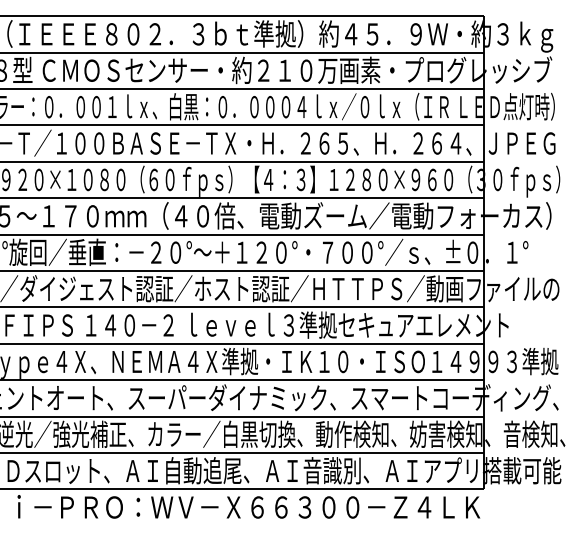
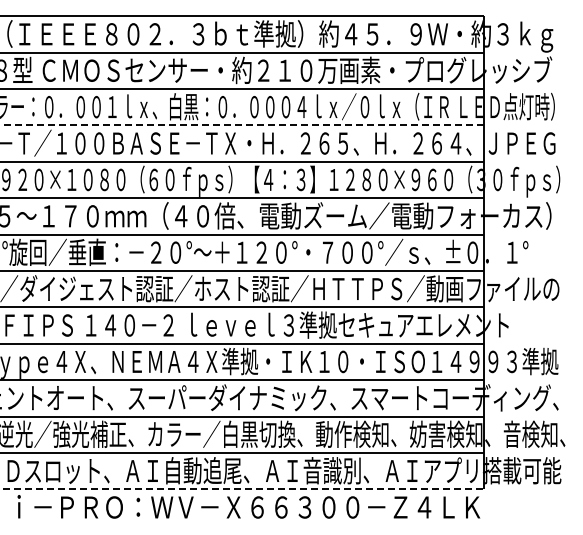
line: solid -> dashed (241, 125)
line: solid -> dashed (241, 489)
